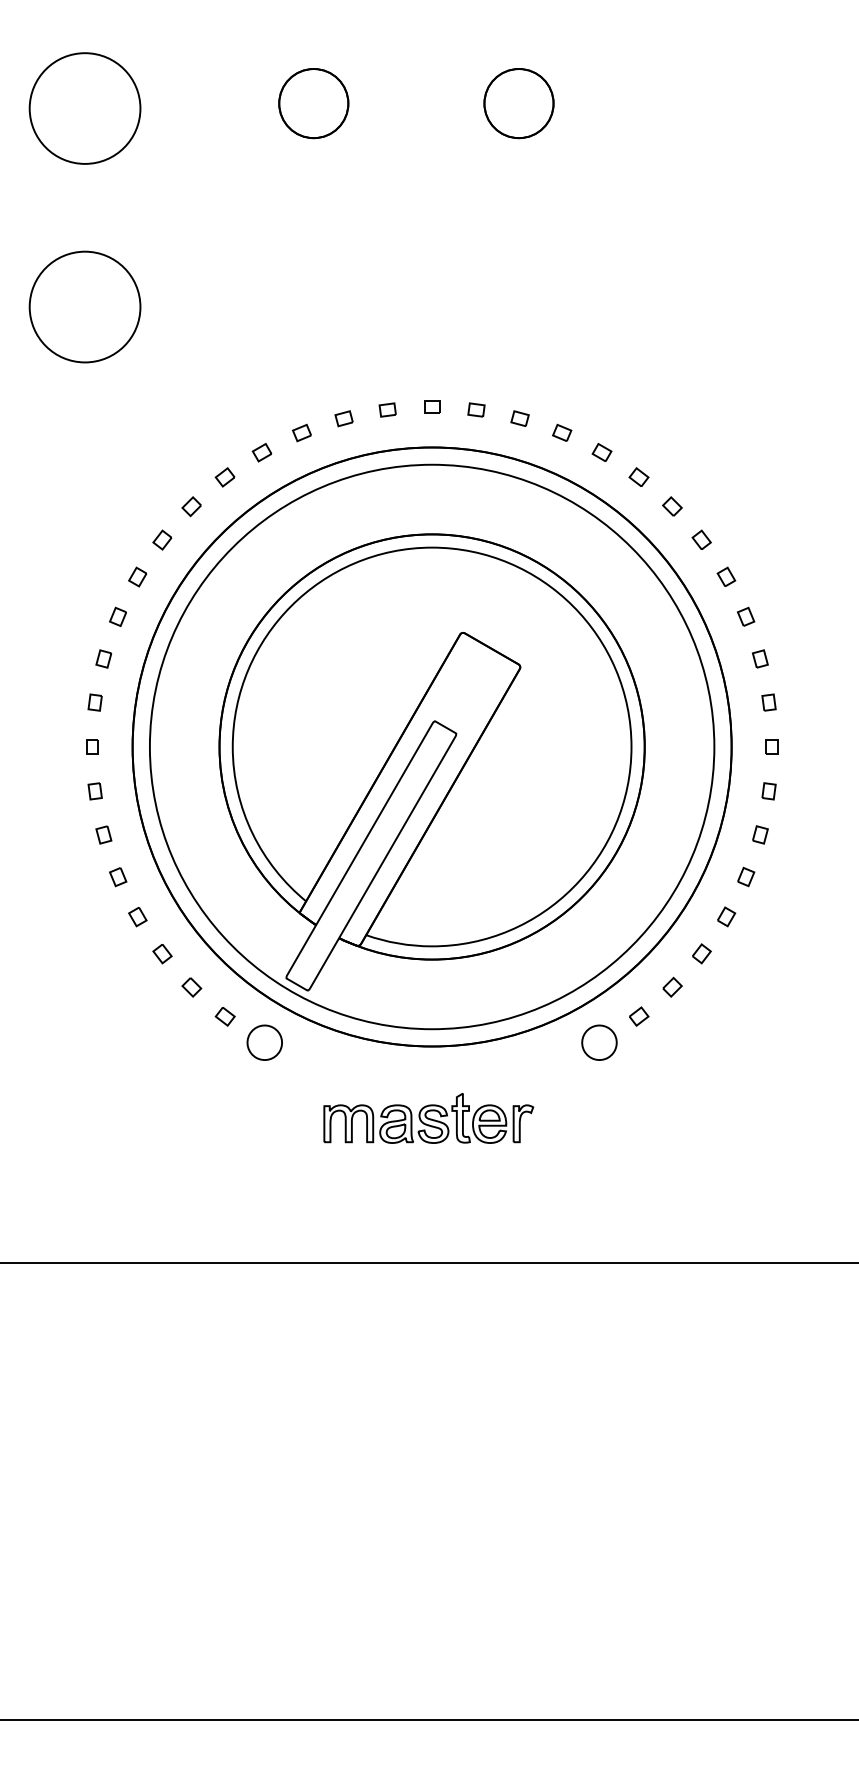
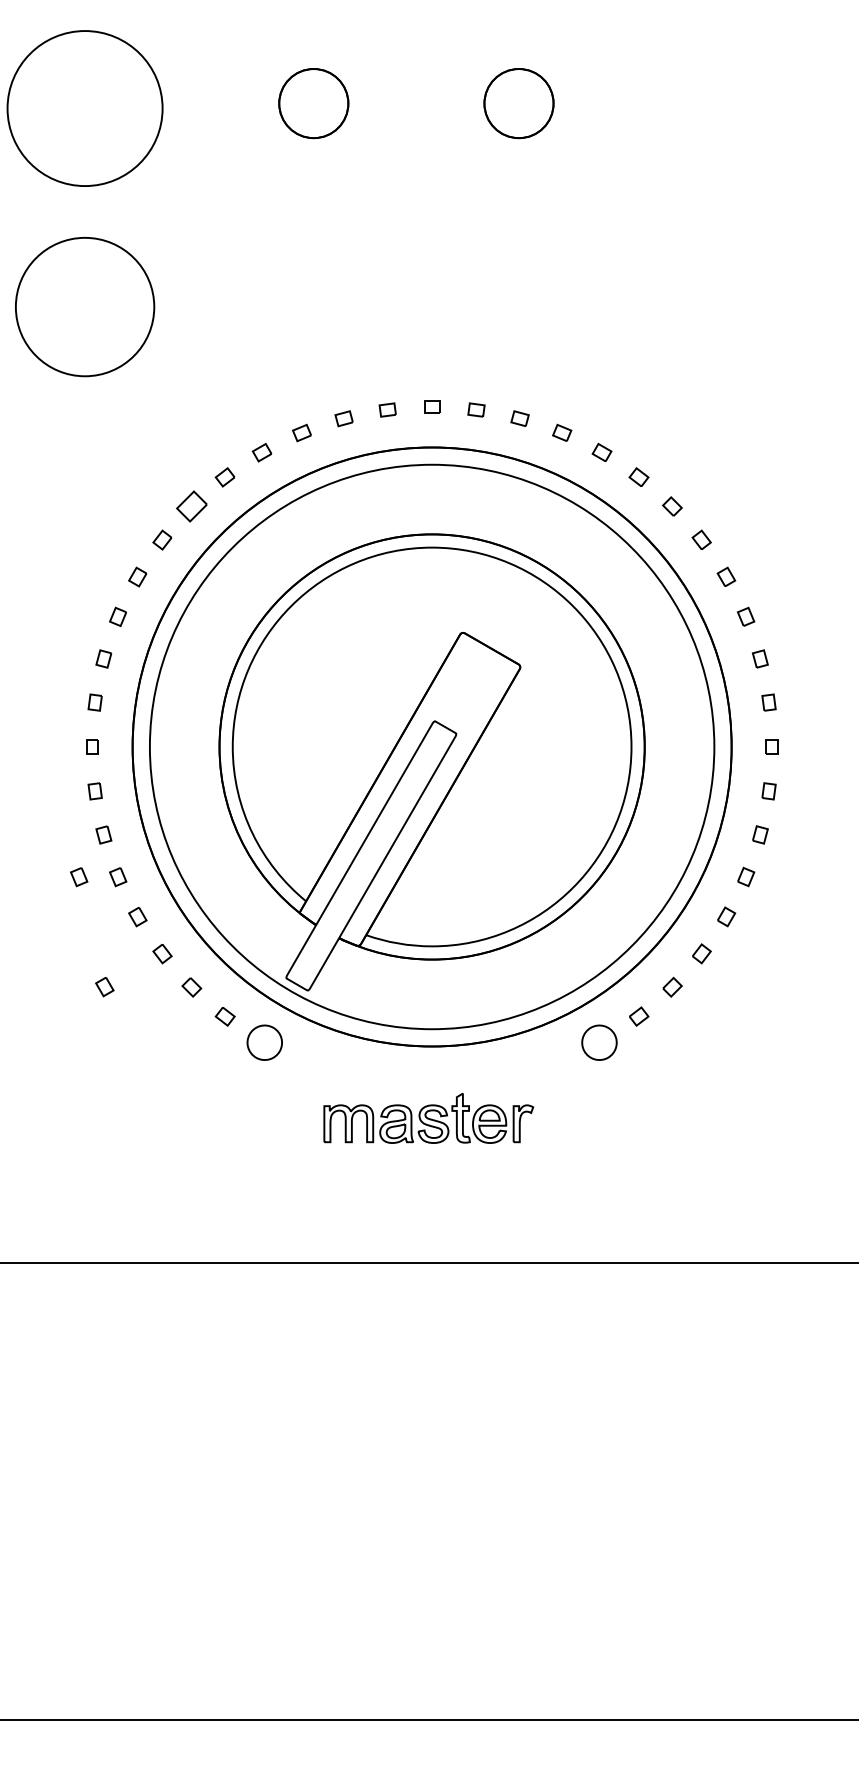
circle diameter: 111 px -> 155 px (84, 108)
circle diameter: 111 px -> 138 px (84, 306)
part size: 21x22 px -> 32x33 px (191, 506)
part: none -> present (79, 877)
part: none -> present (104, 987)
